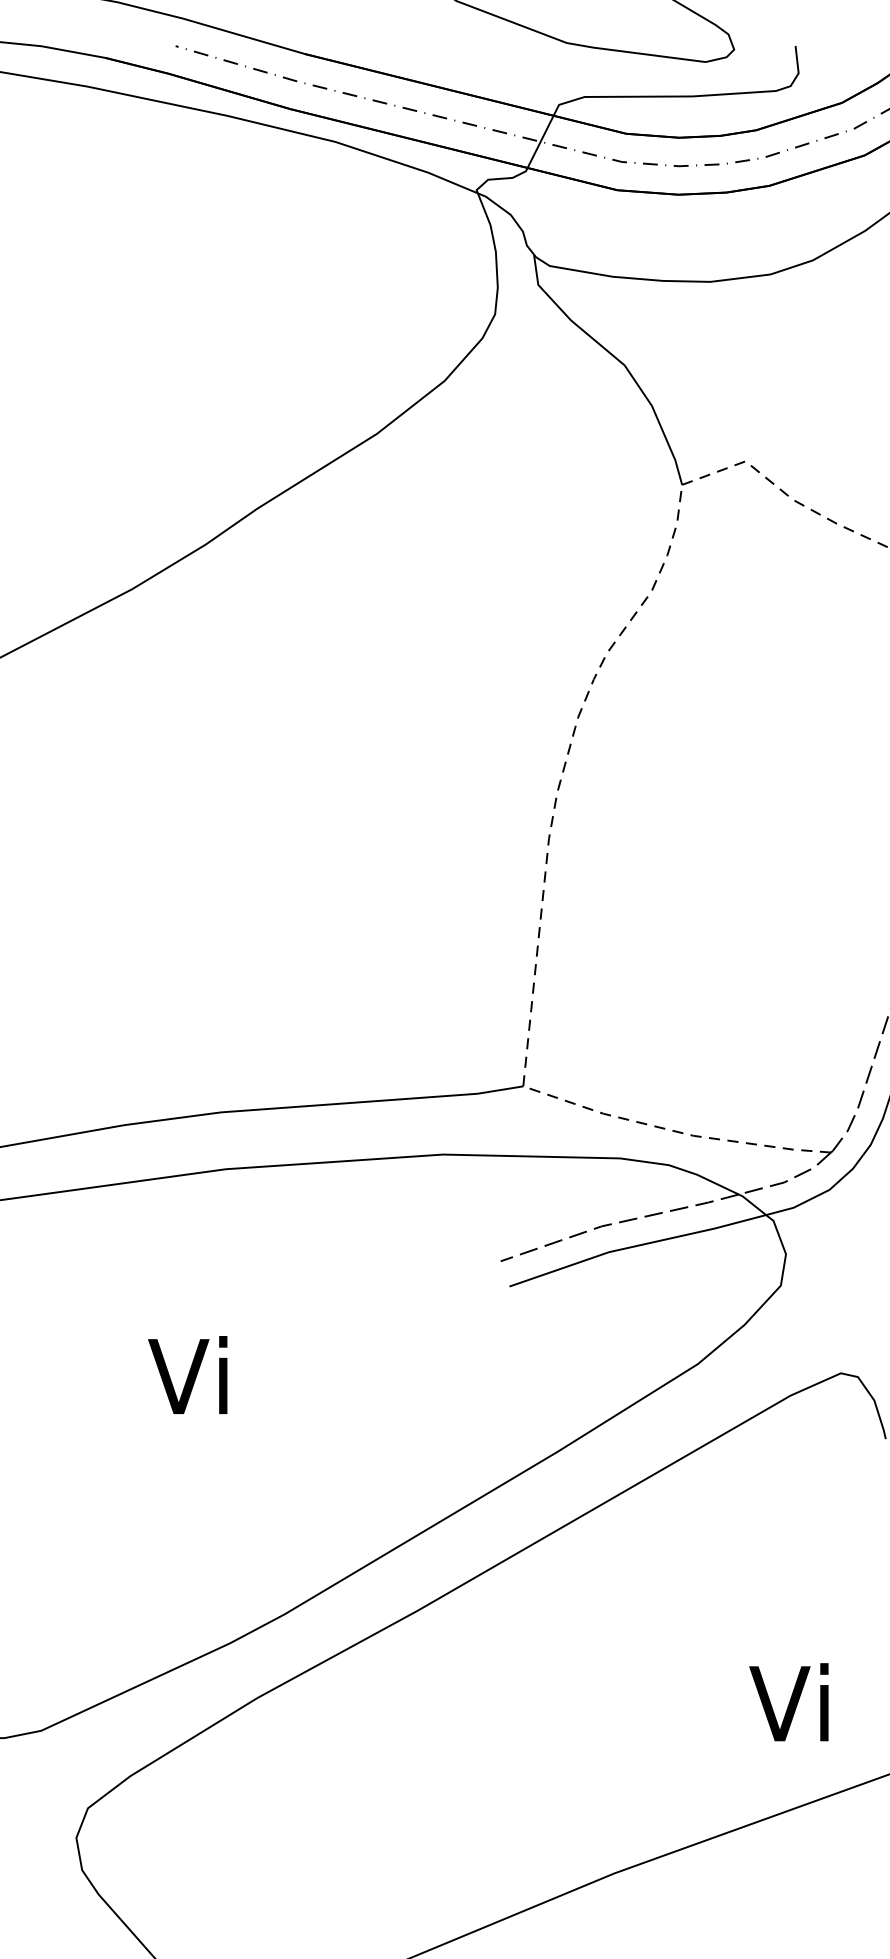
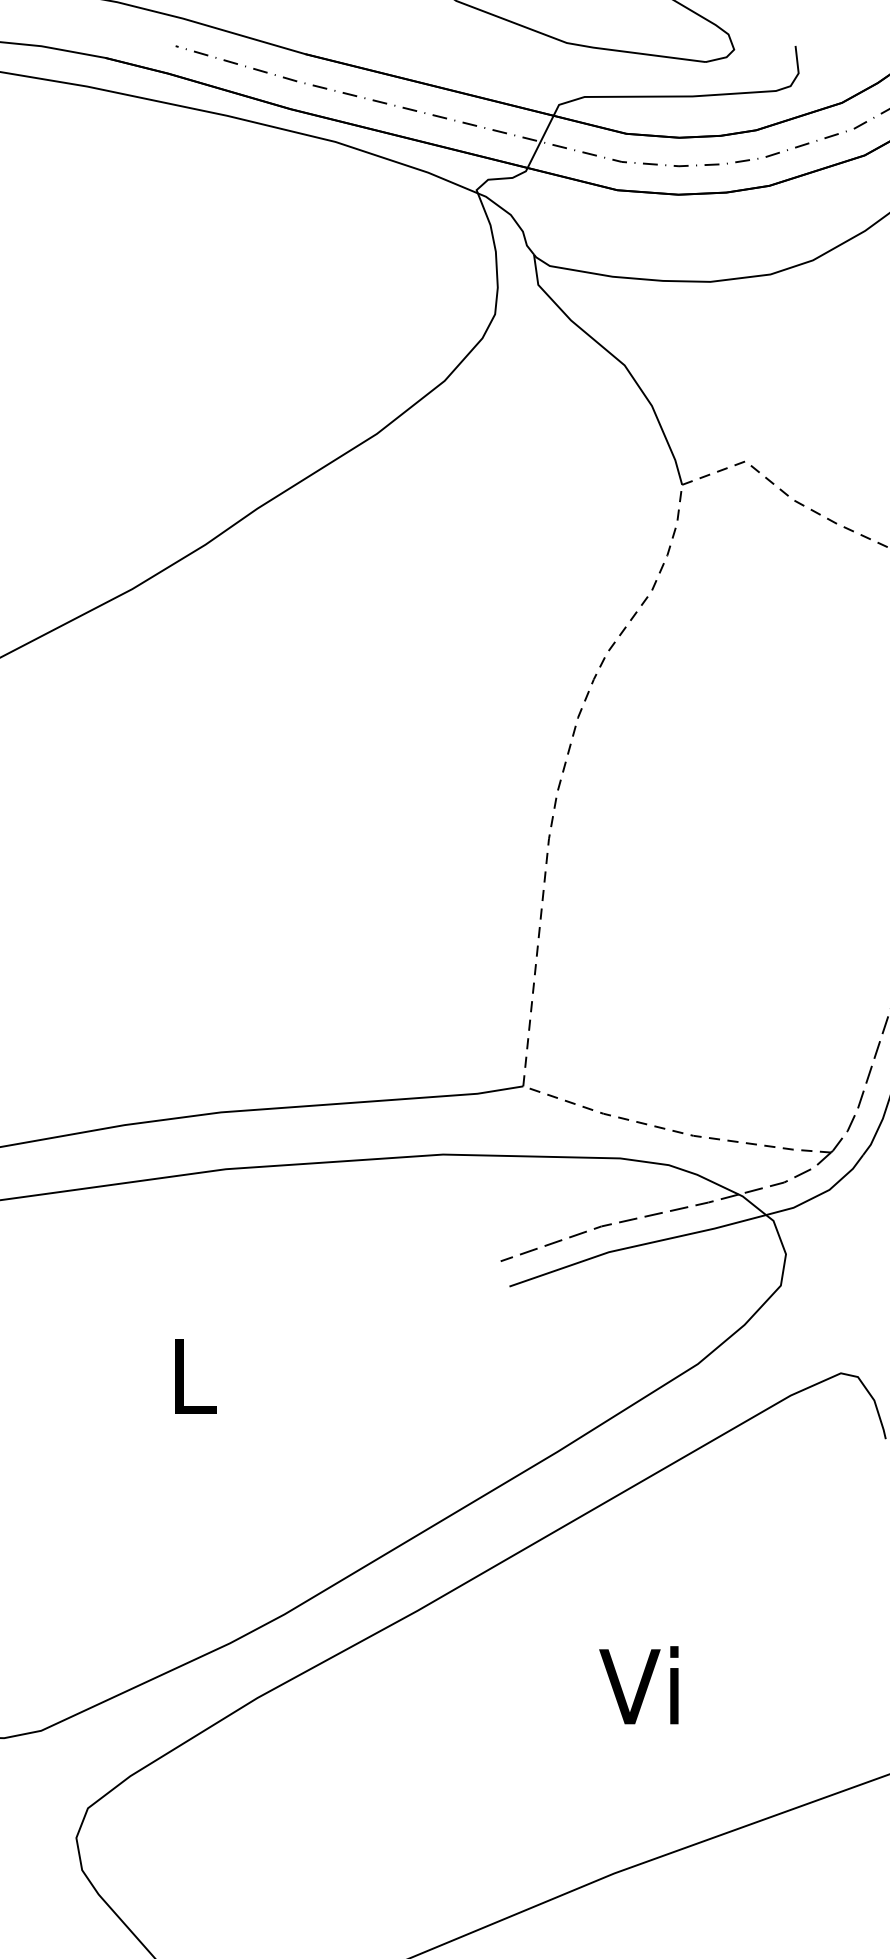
text: Vi -> L (187, 1375)
text position: (788, 1702) -> (638, 1685) (638, 1685)
